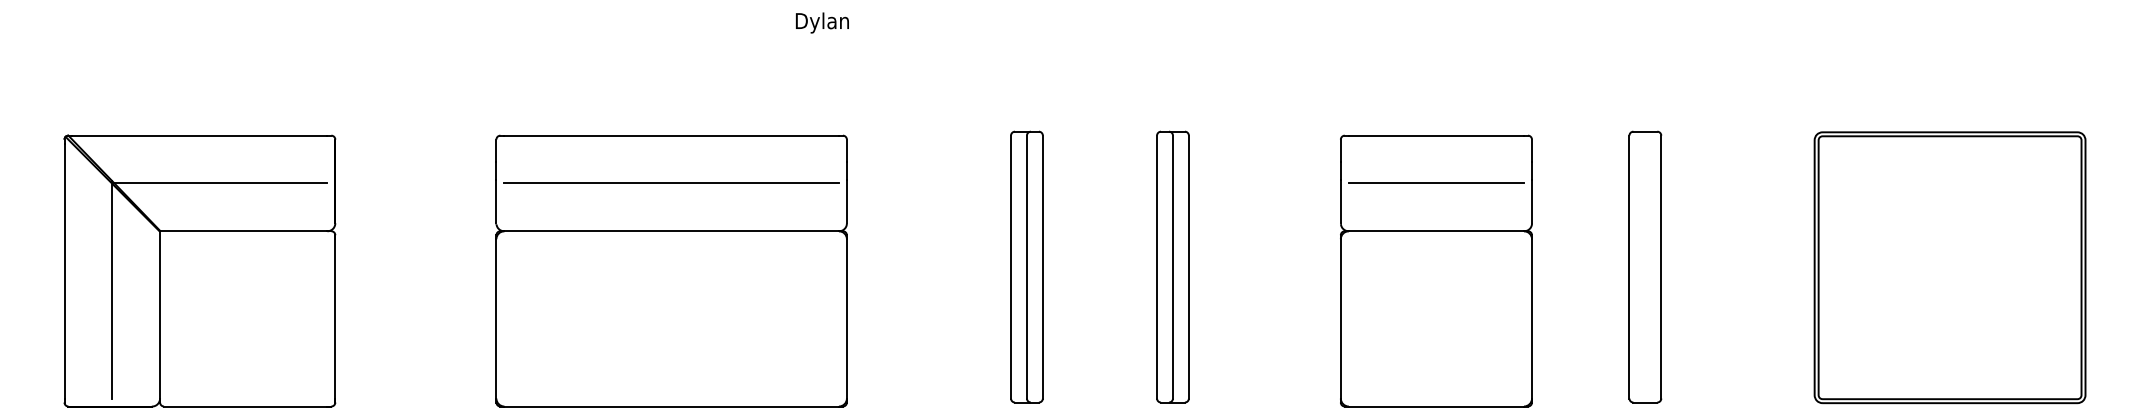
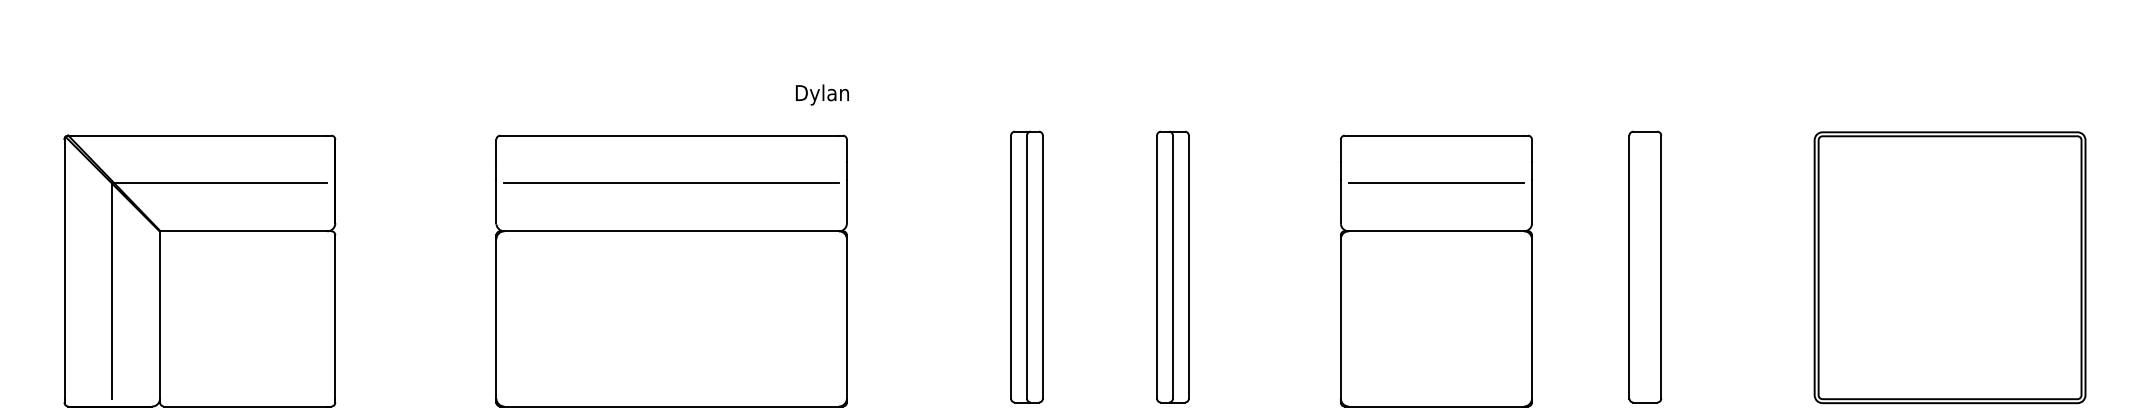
text position: (822, 22) -> (822, 94) (822, 94)
